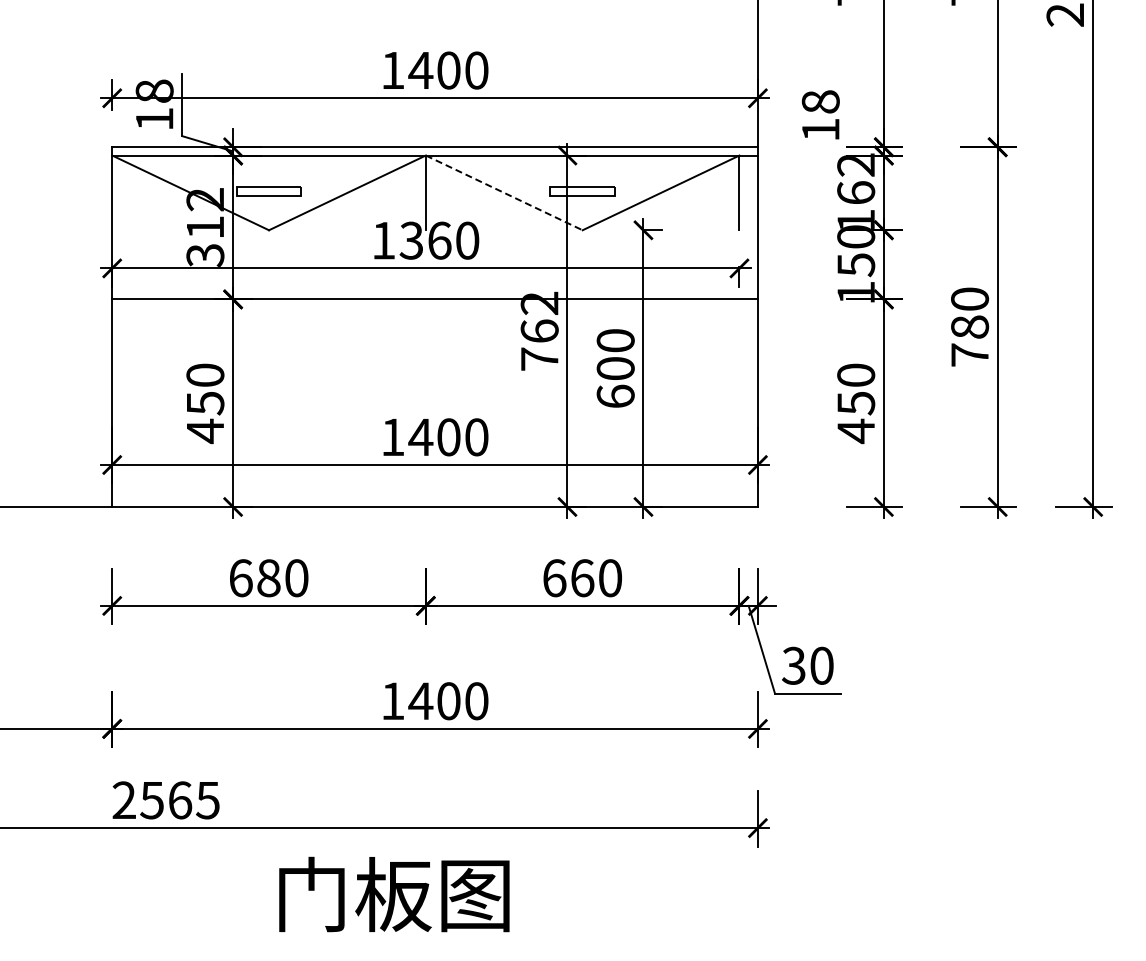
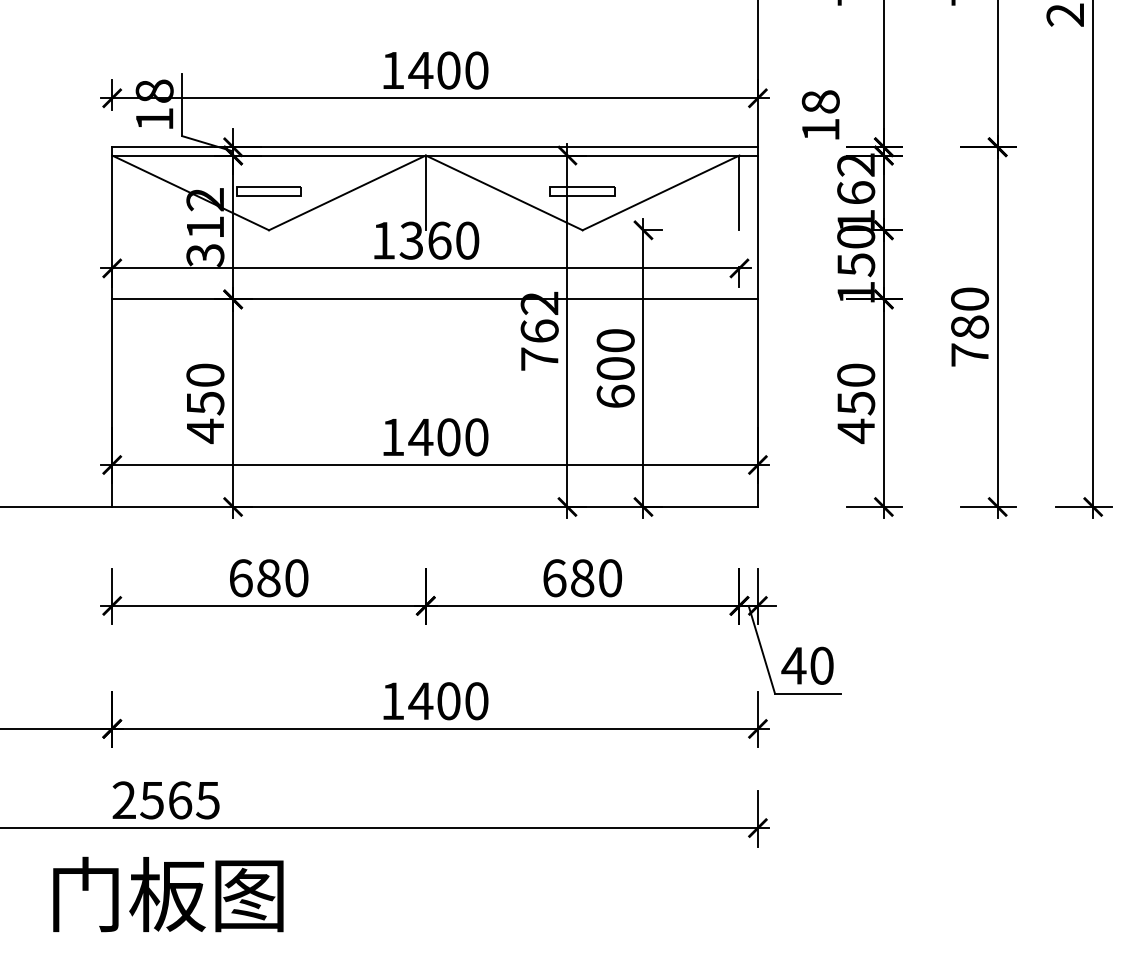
line: dashed -> solid (504, 192)
text: 660 -> 680 (582, 578)
text: 30 -> 40 (793, 665)
text position: (394, 894) -> (168, 894) (168, 894)
